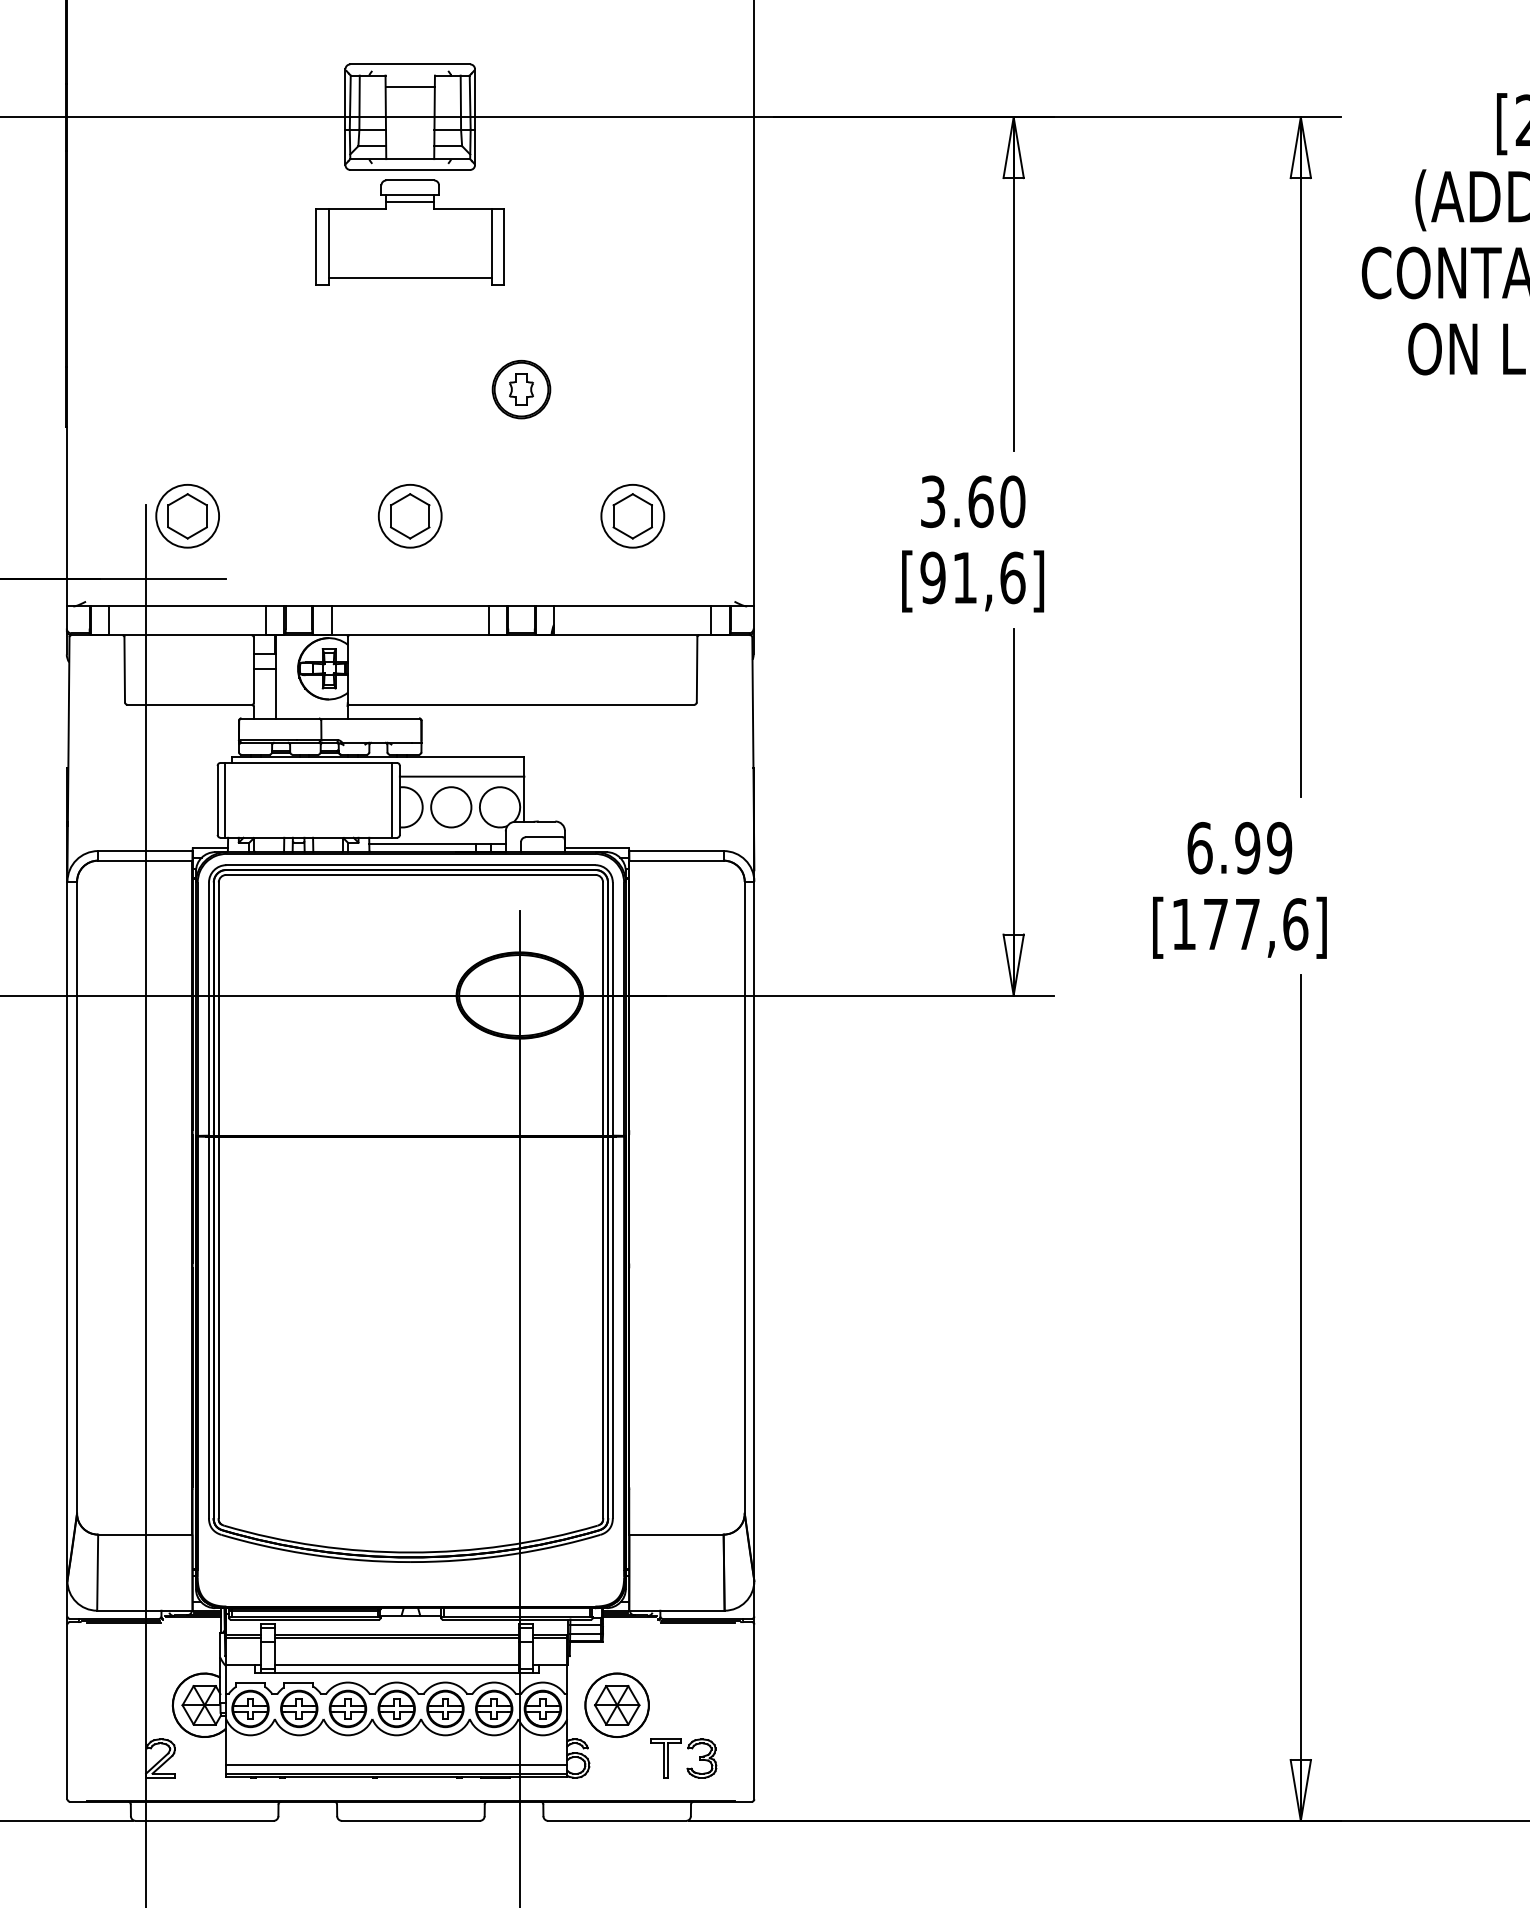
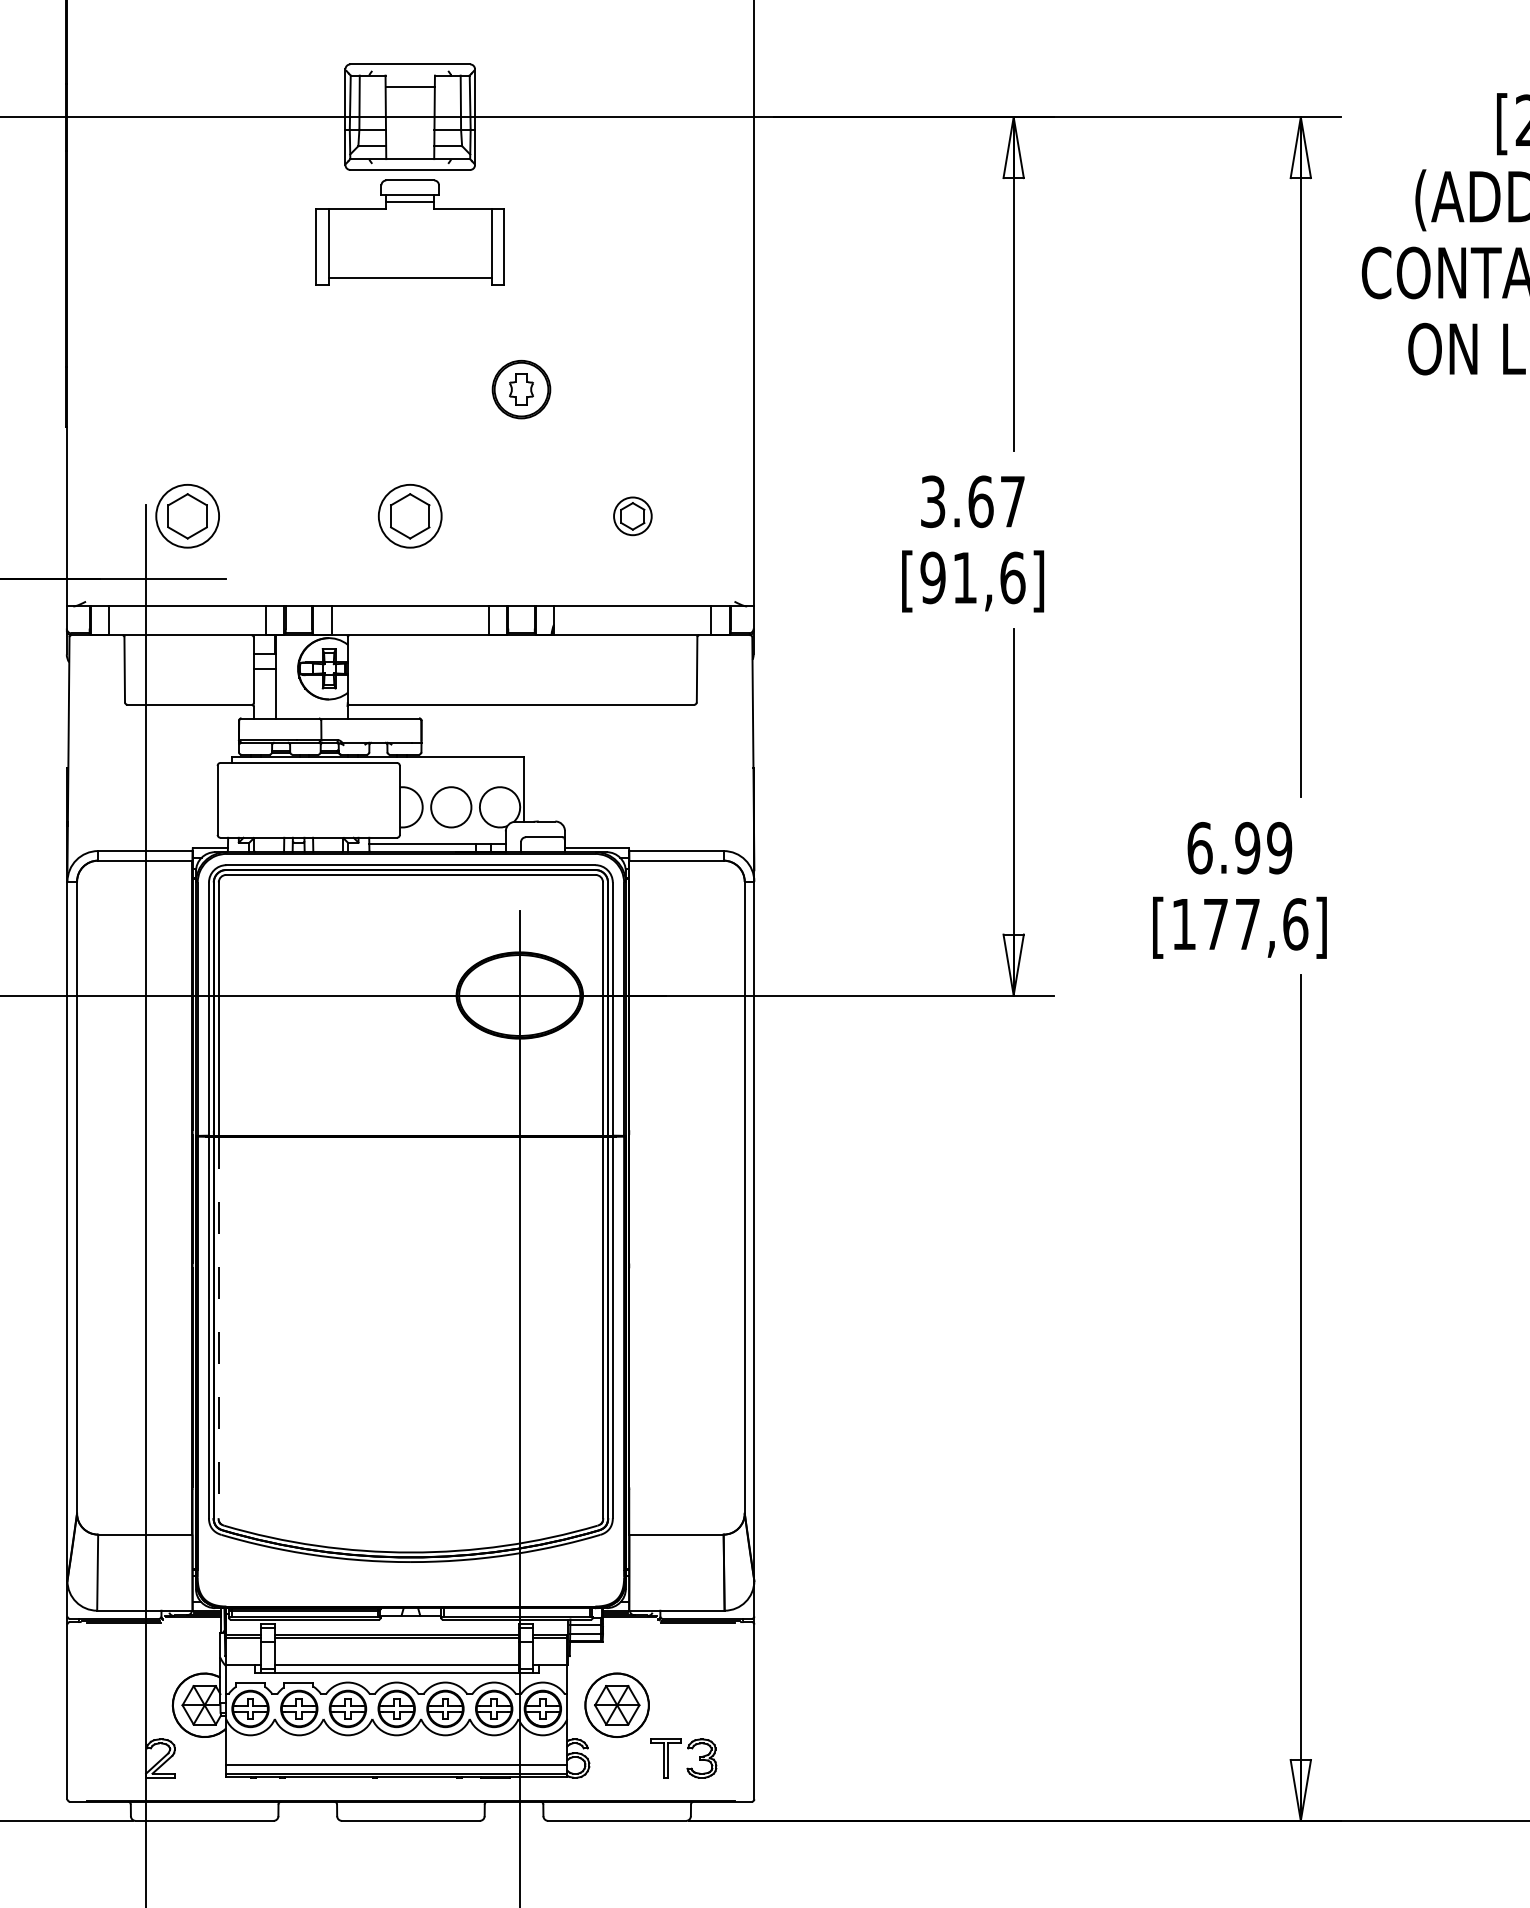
text: 3.60 -> 3.67 (1012, 501)
part size: 66x65 px -> 40x41 px (632, 516)
line: present -> none (461, 776)
line: present -> none (225, 799)
line: present -> none (392, 799)
line: solid -> dashed (218, 1327)
